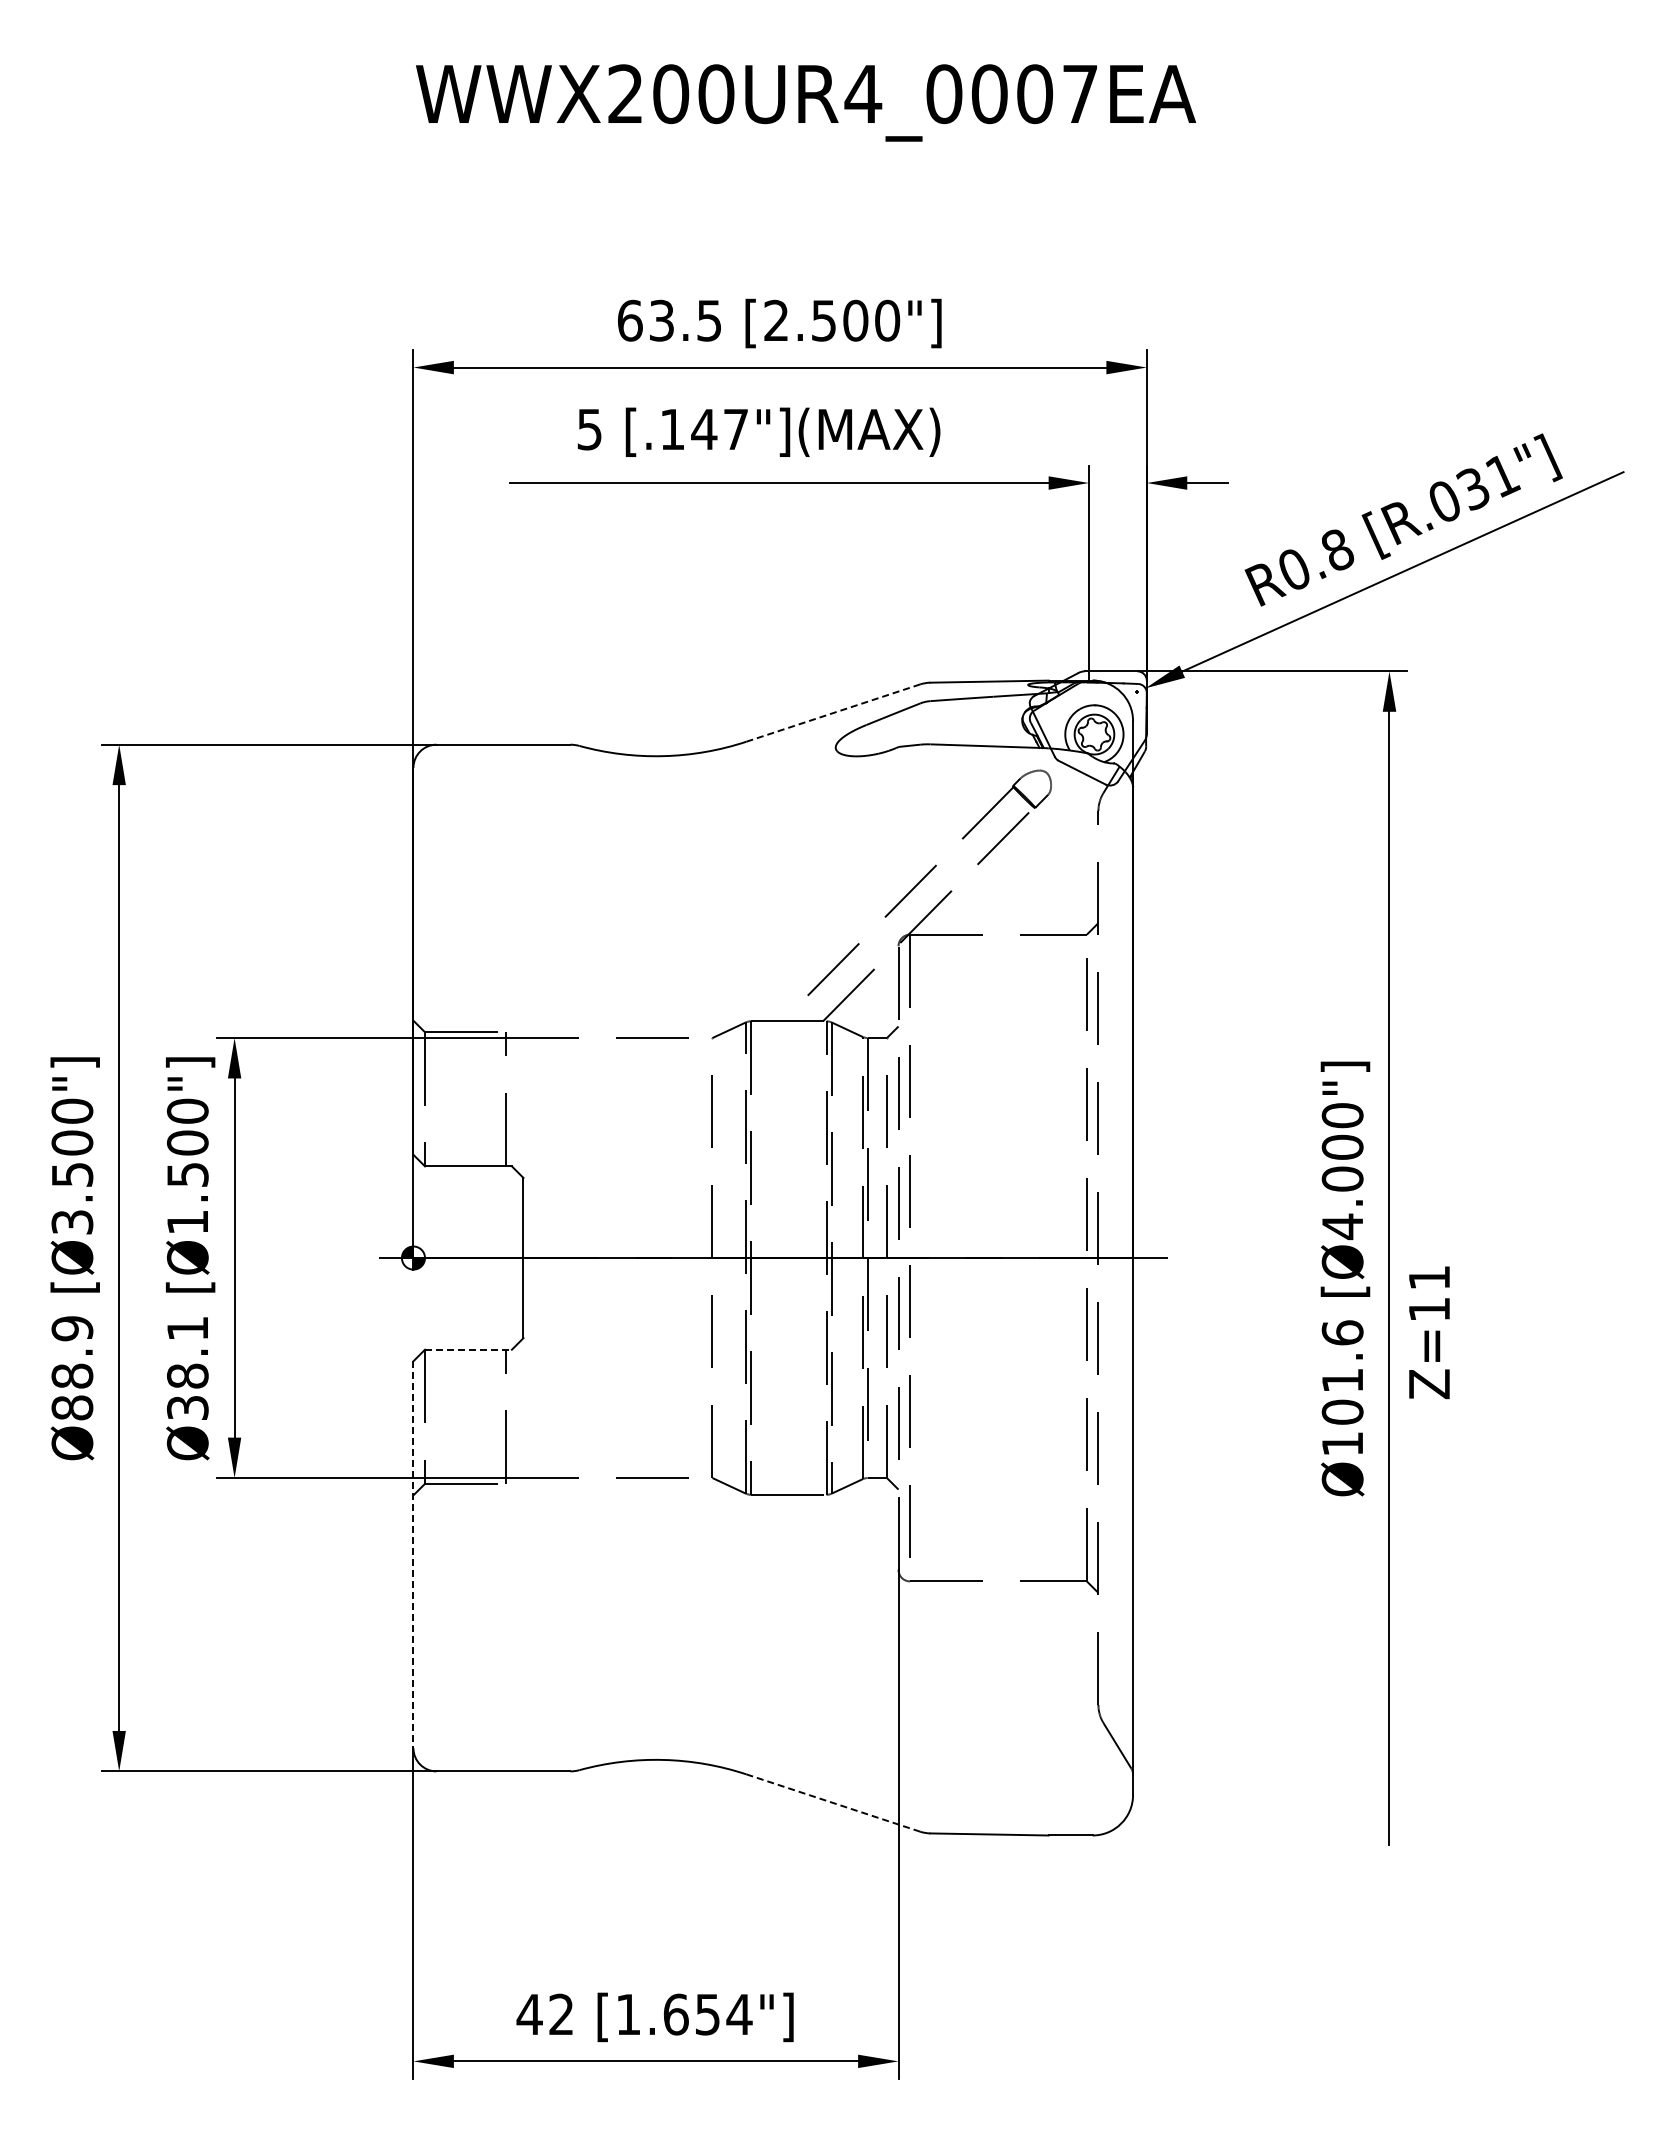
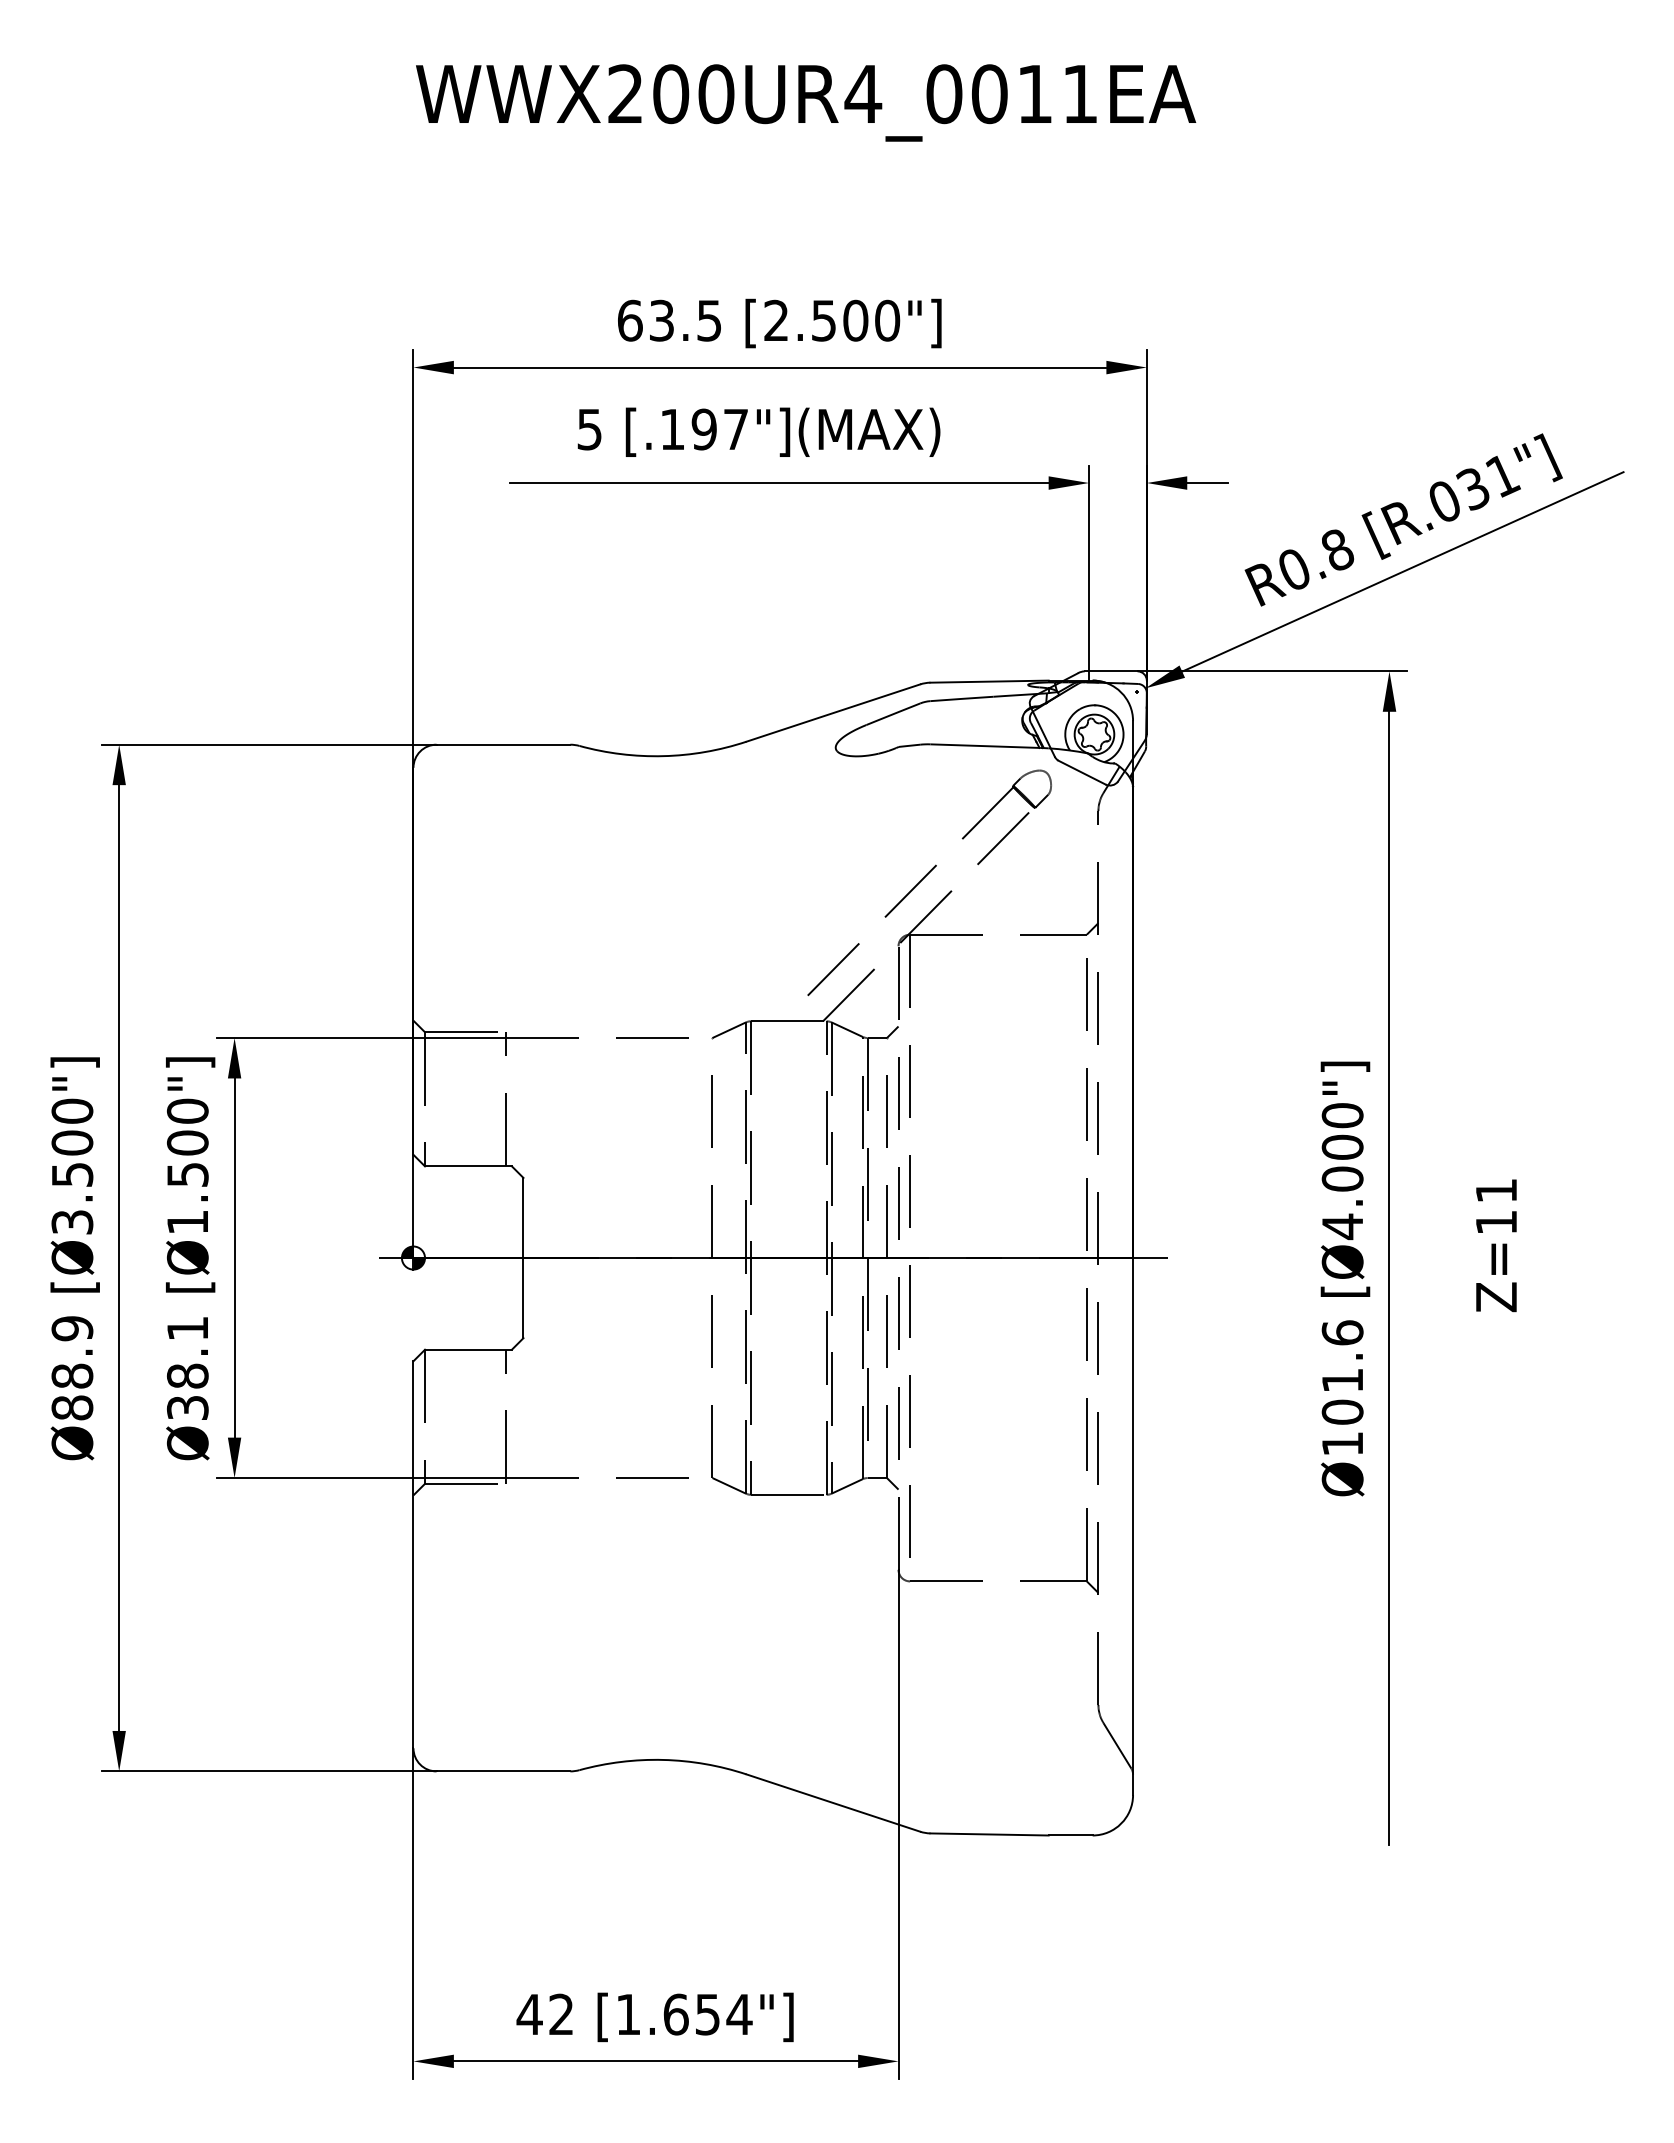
text: WWX200UR4_0007EA -> WWX200UR4_0011EA (1056, 94)
text: [.147"](MAX) -> [.197"](MAX) (704, 429)
line: dashed -> solid (833, 712)
text position: (1429, 1332) -> (1496, 1245) (1496, 1245)
line: dashed -> solid (468, 1349)
line: dashed -> solid (413, 1554)
line: dashed -> solid (833, 1803)
